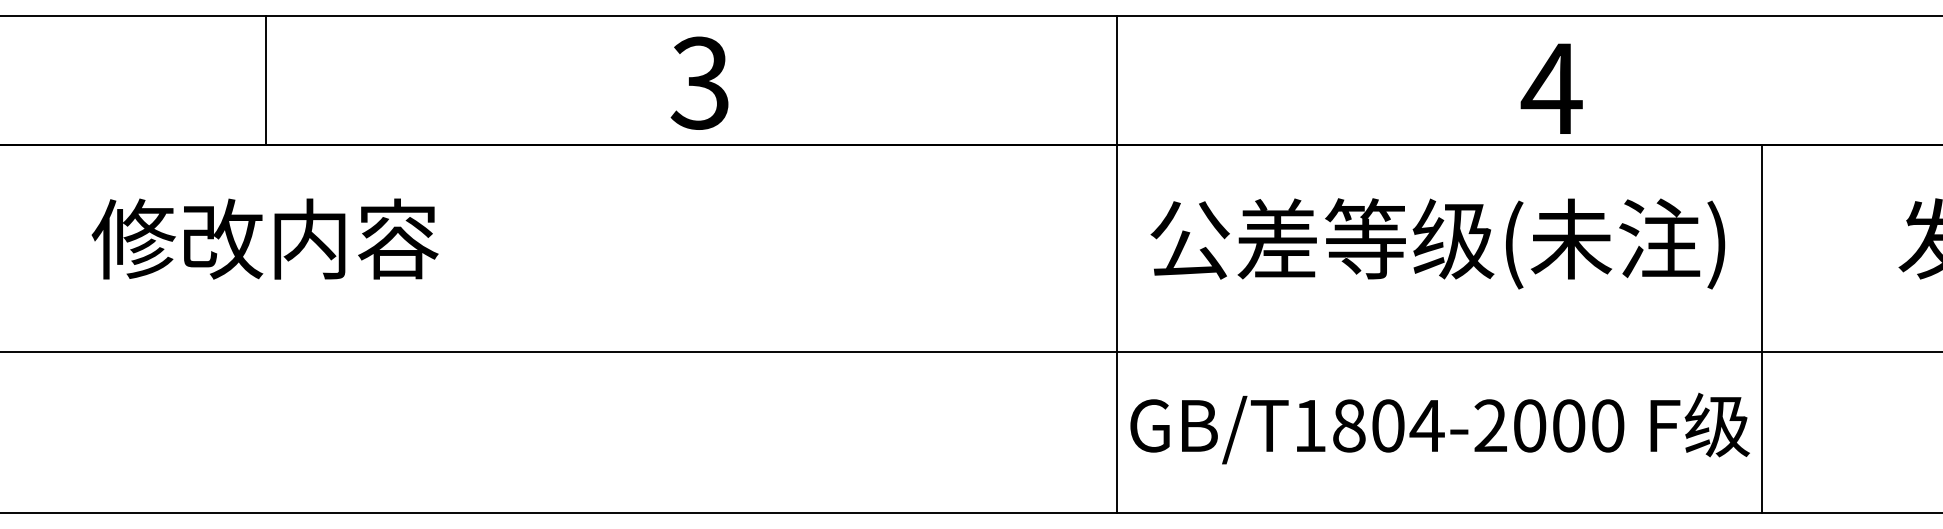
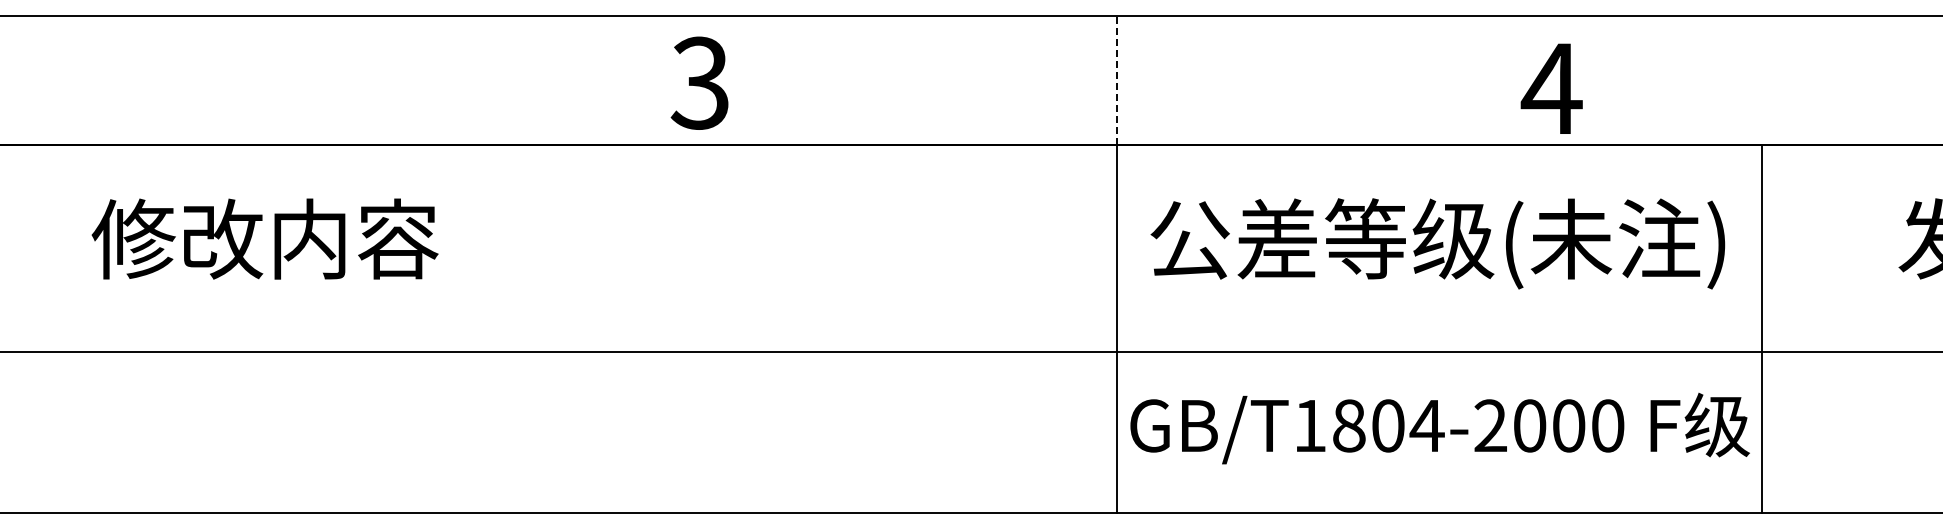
line: present -> none (265, 79)
line: solid -> dashed (1117, 79)
